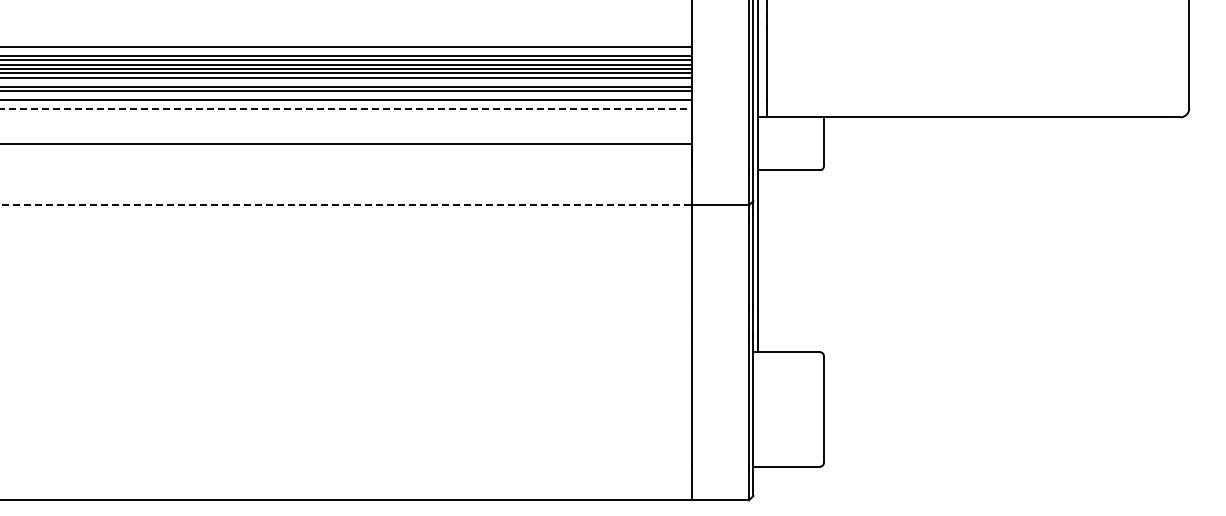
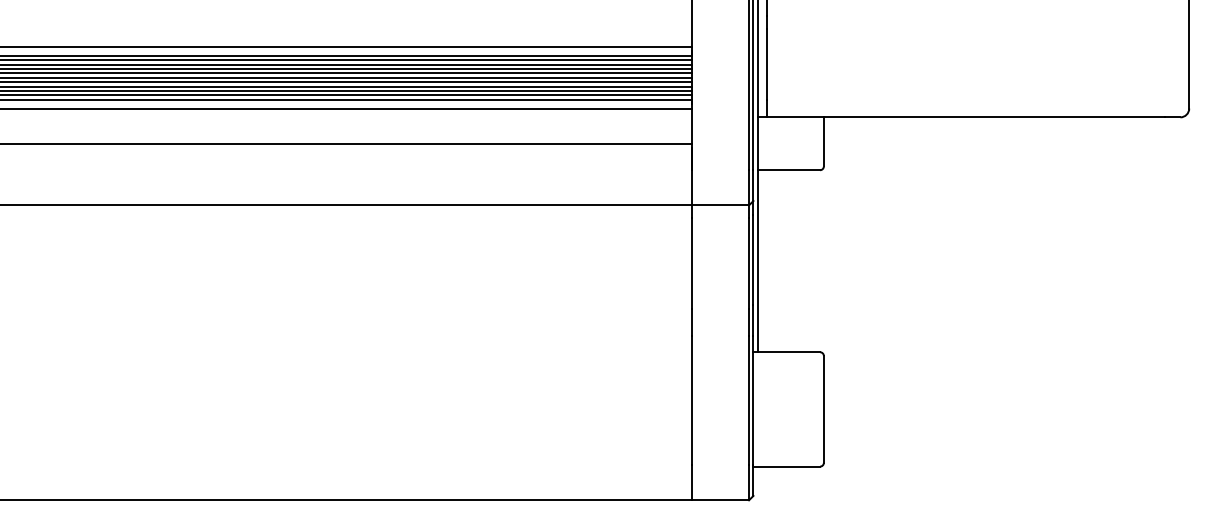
line: none -> present (346, 82)
line: none -> present (346, 95)
line: dashed -> solid (345, 108)
line: dashed -> solid (346, 205)
